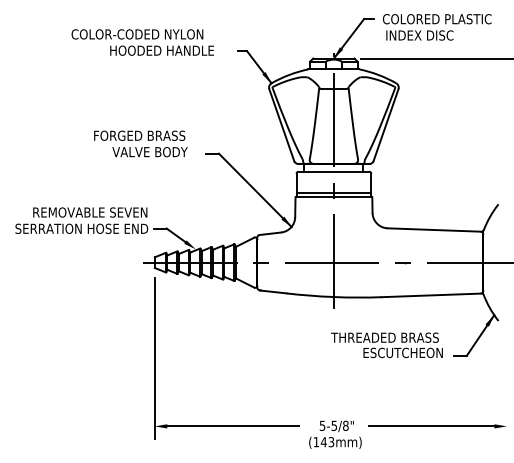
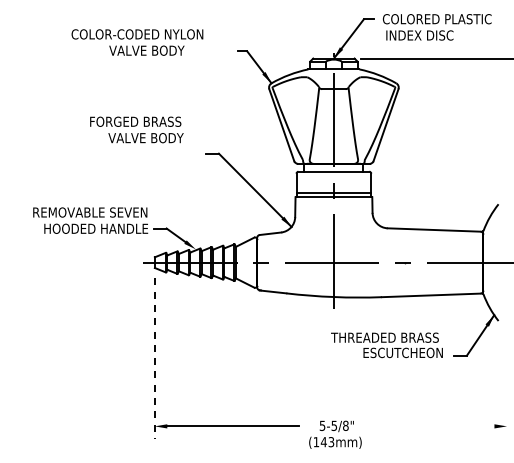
text: HOODED HANDLE -> VALVE BODY (161, 50)
text position: (140, 143) -> (136, 129) (136, 129)
text: SERRATION HOSE END -> HOODED HANDLE (81, 228)
line: solid -> dashed (154, 359)
line: present -> none (431, 426)
